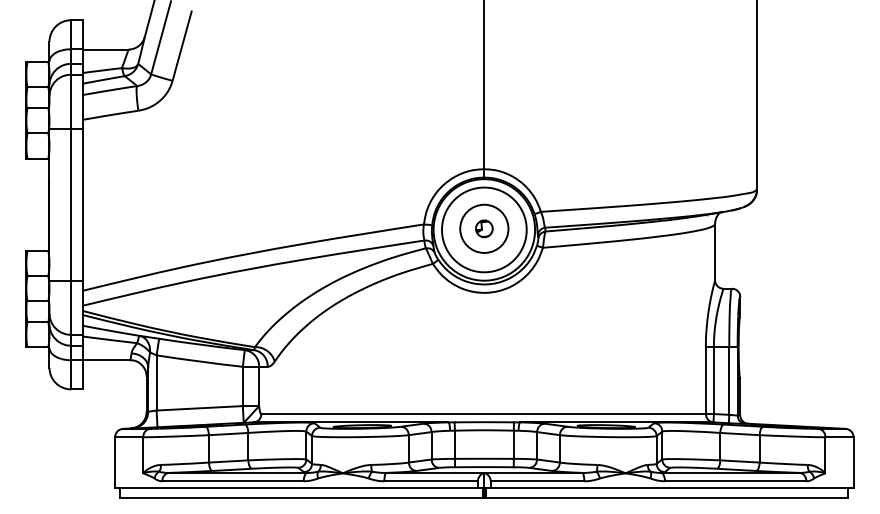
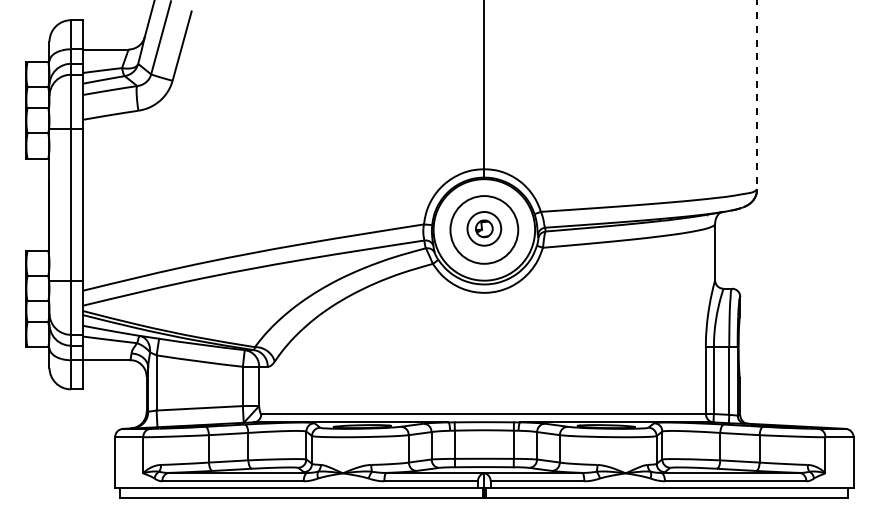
line: solid -> dashed (757, 95)
circle diameter: 48 px -> 34 px (484, 228)
circle diameter: 85 px -> 68 px (484, 229)
